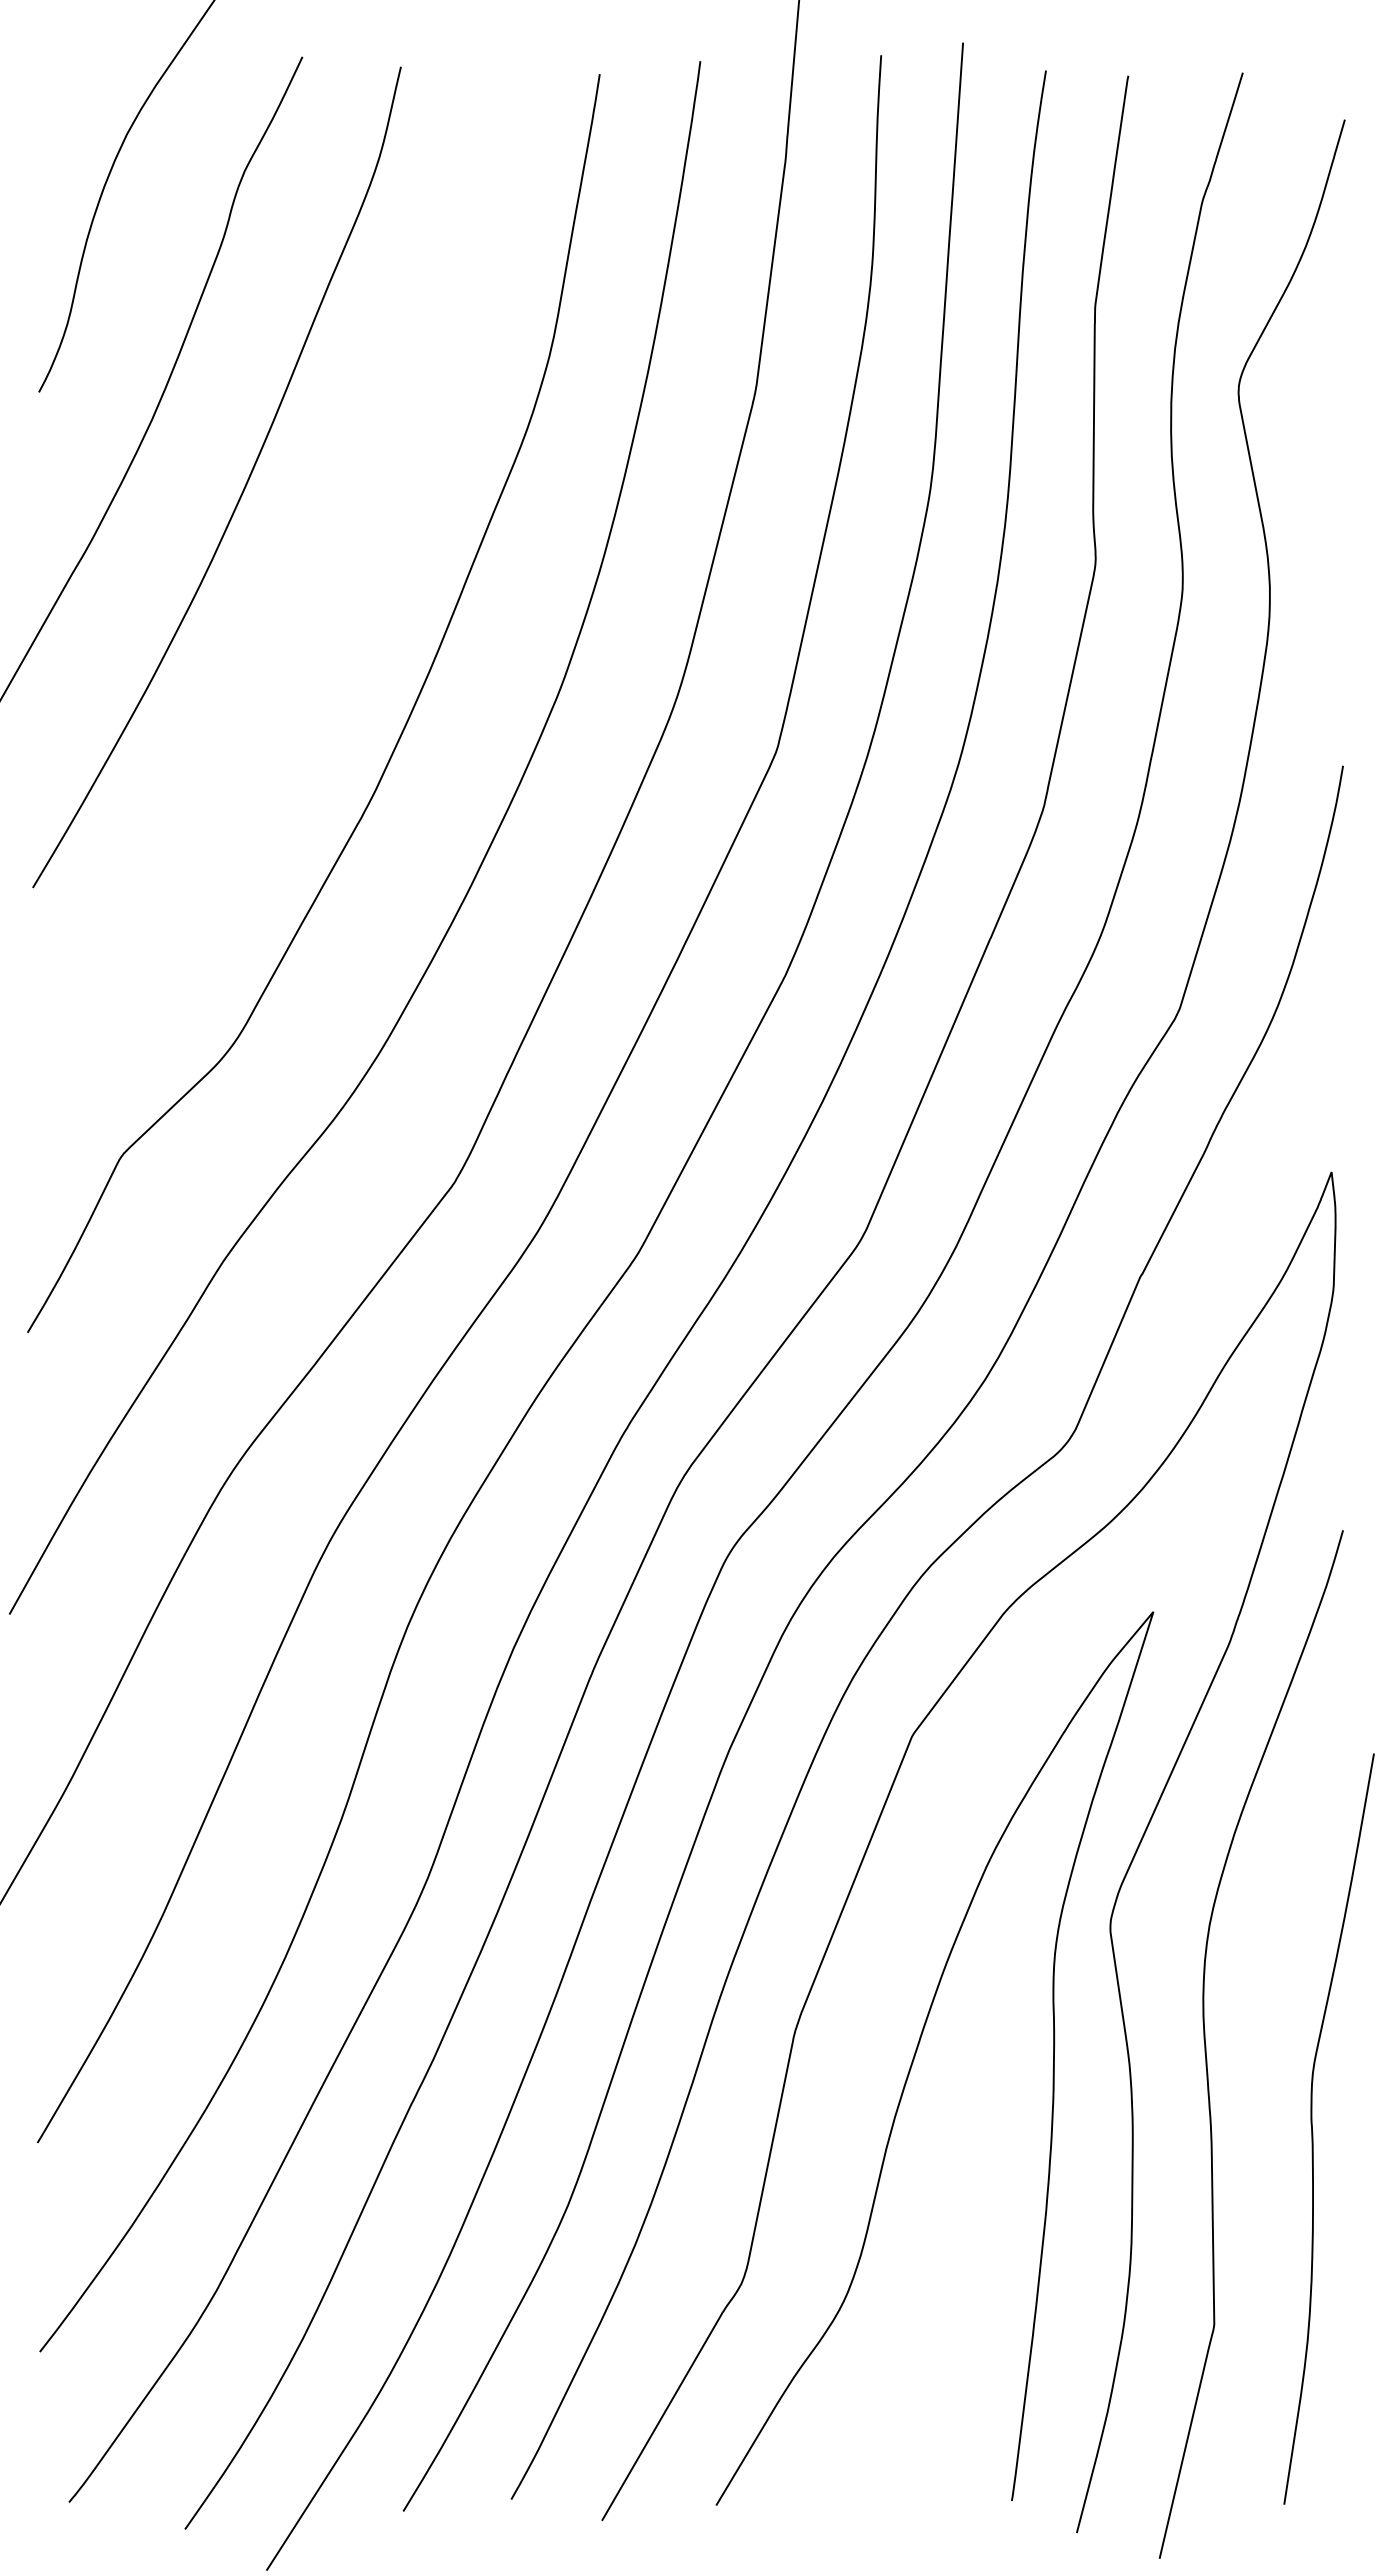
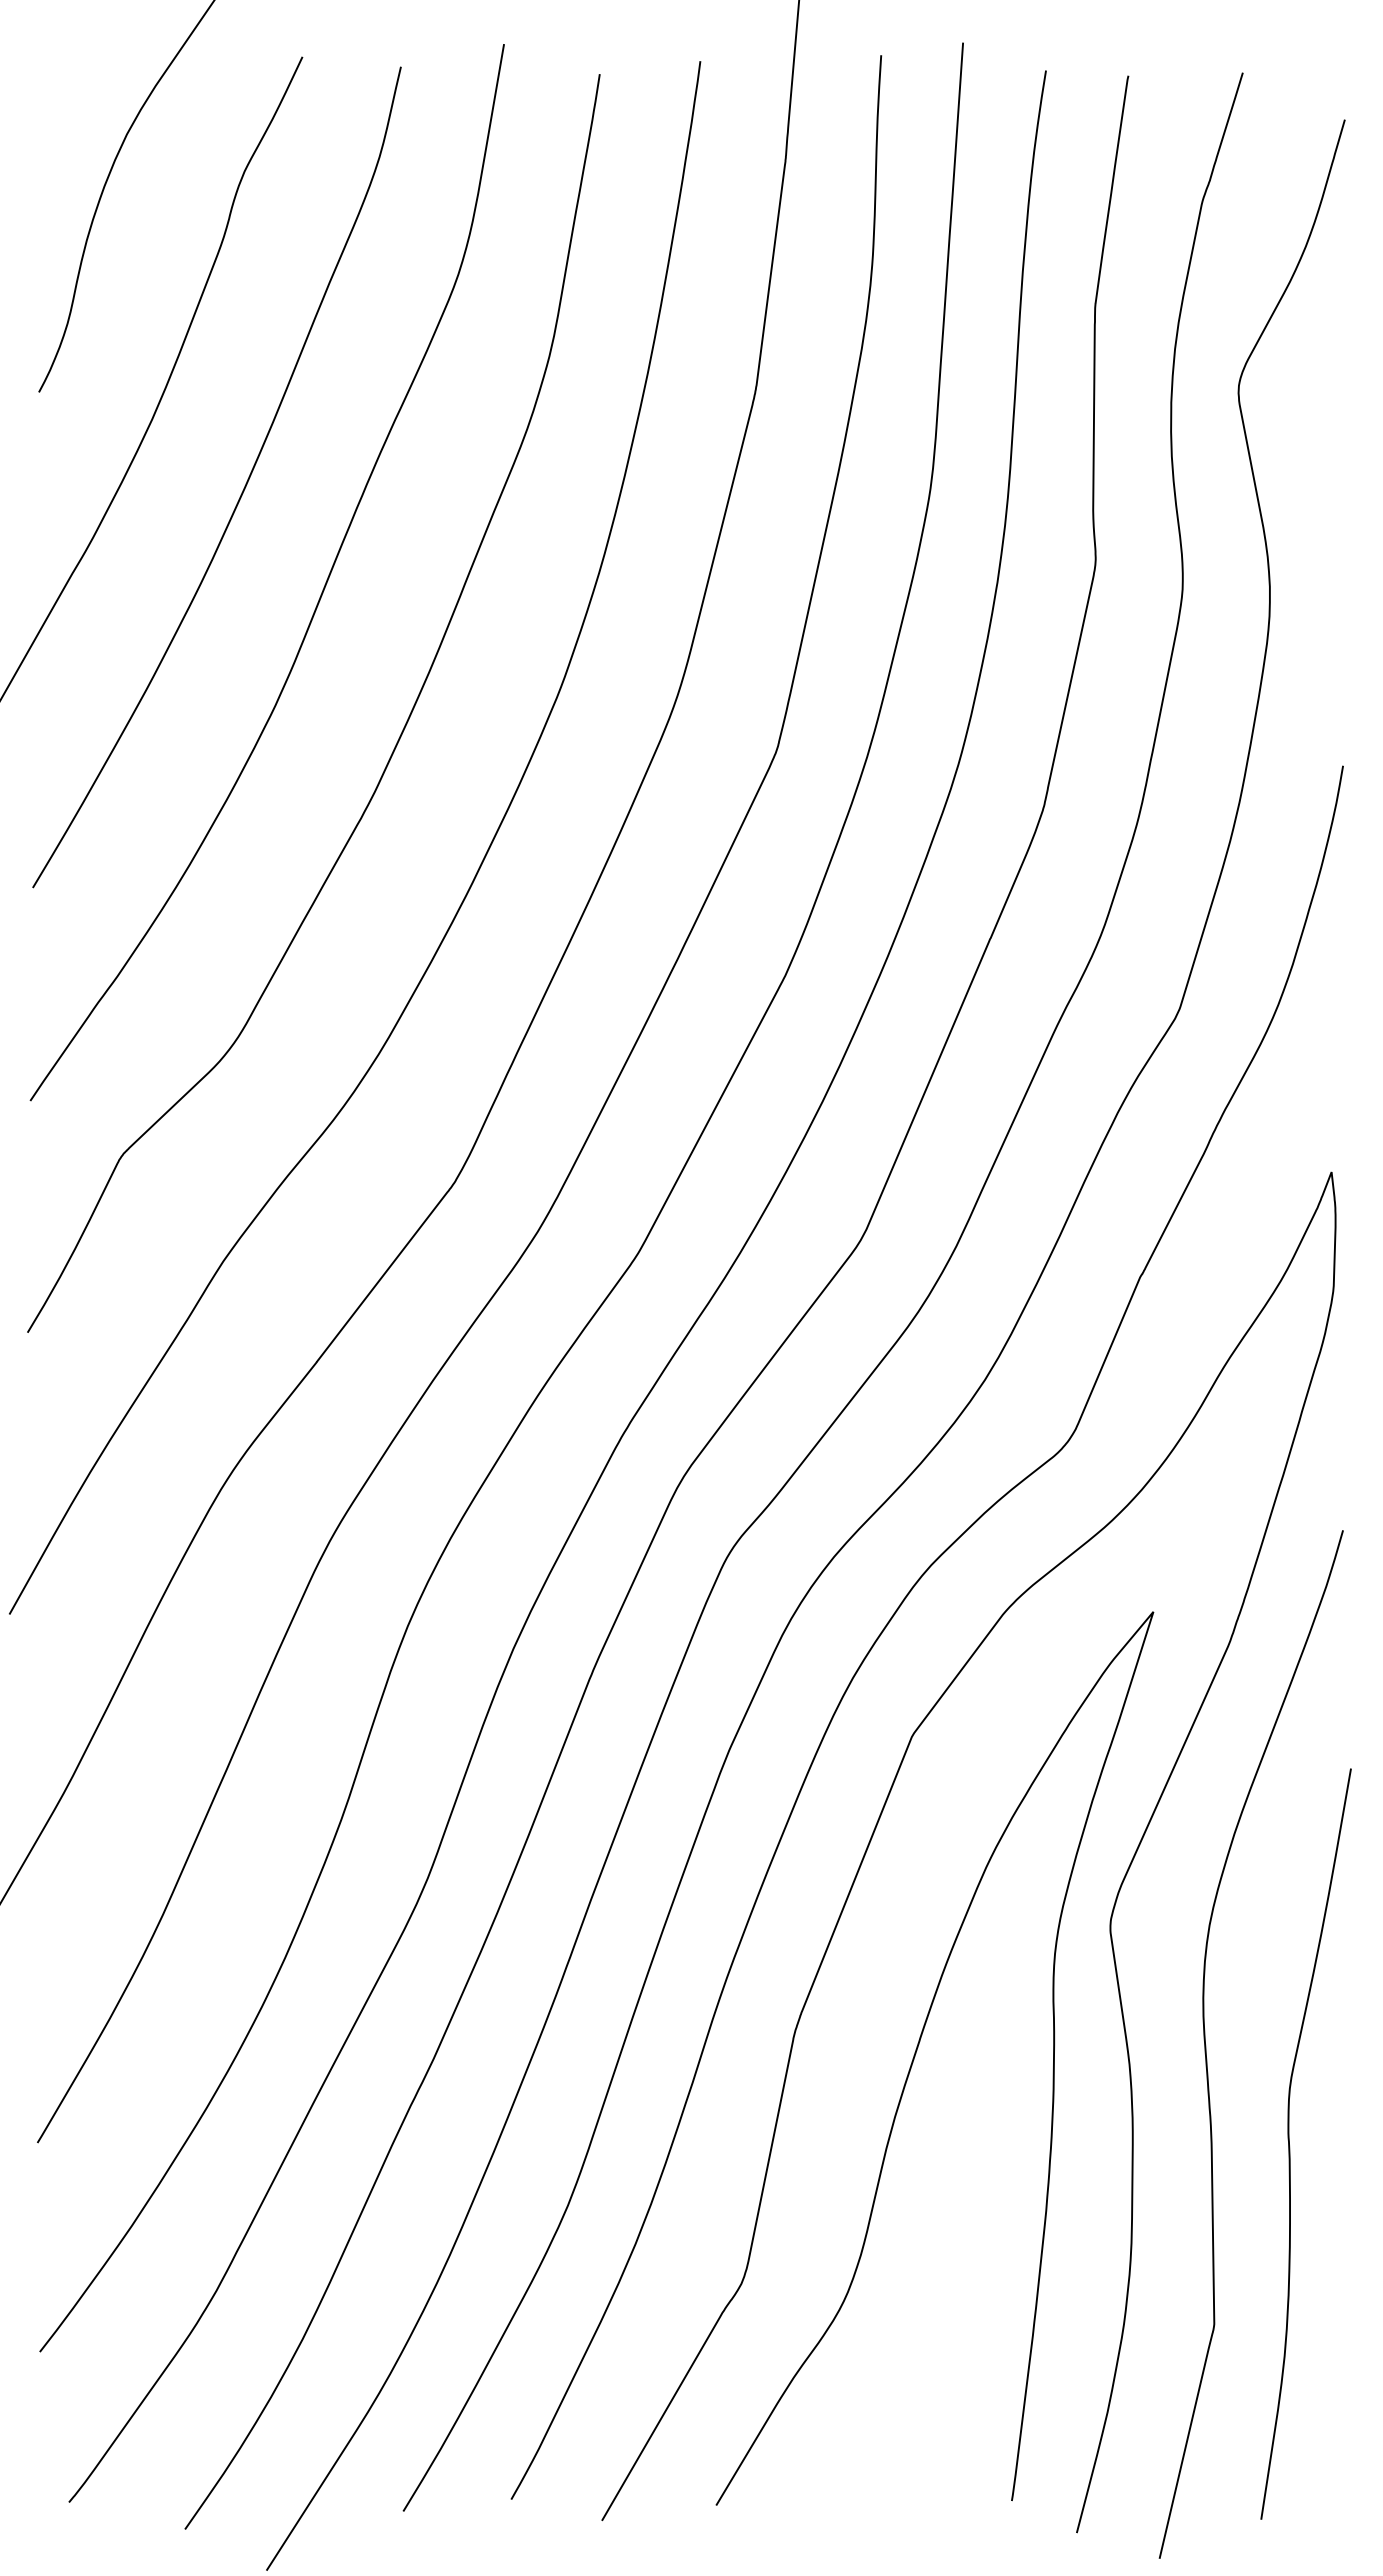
curve: none -> present (320, 594)
curve position: (1313, 2131) -> (1290, 2146) (1290, 2146)
